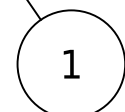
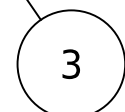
text: 1 -> 3 (70, 64)
